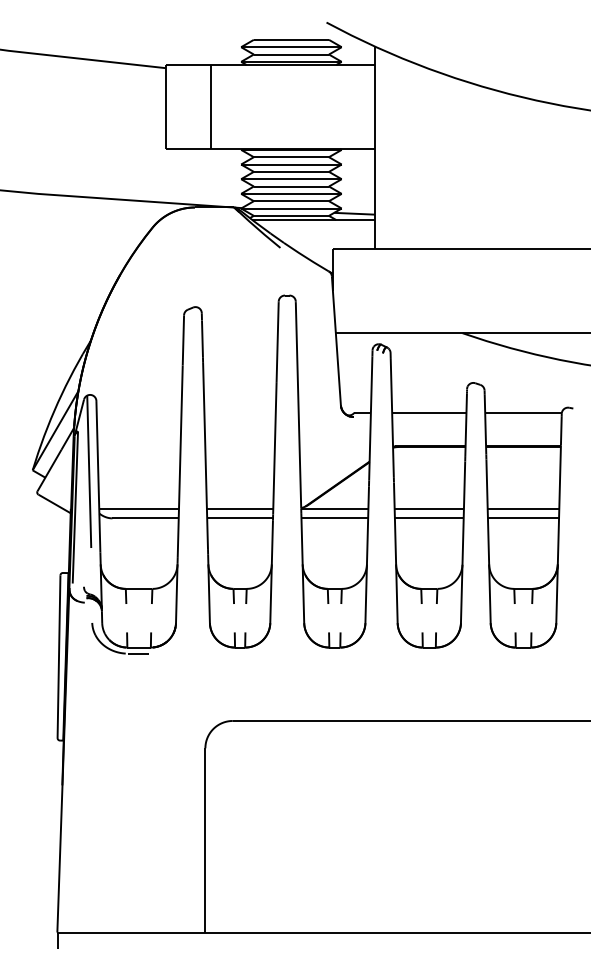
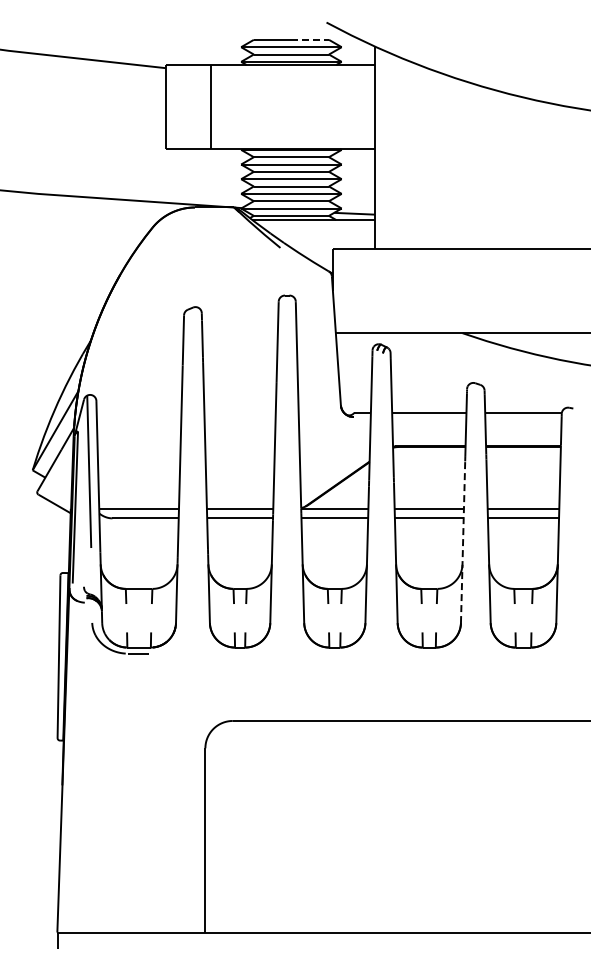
line: solid -> dashed (310, 39)
line: solid -> dashed (463, 542)
